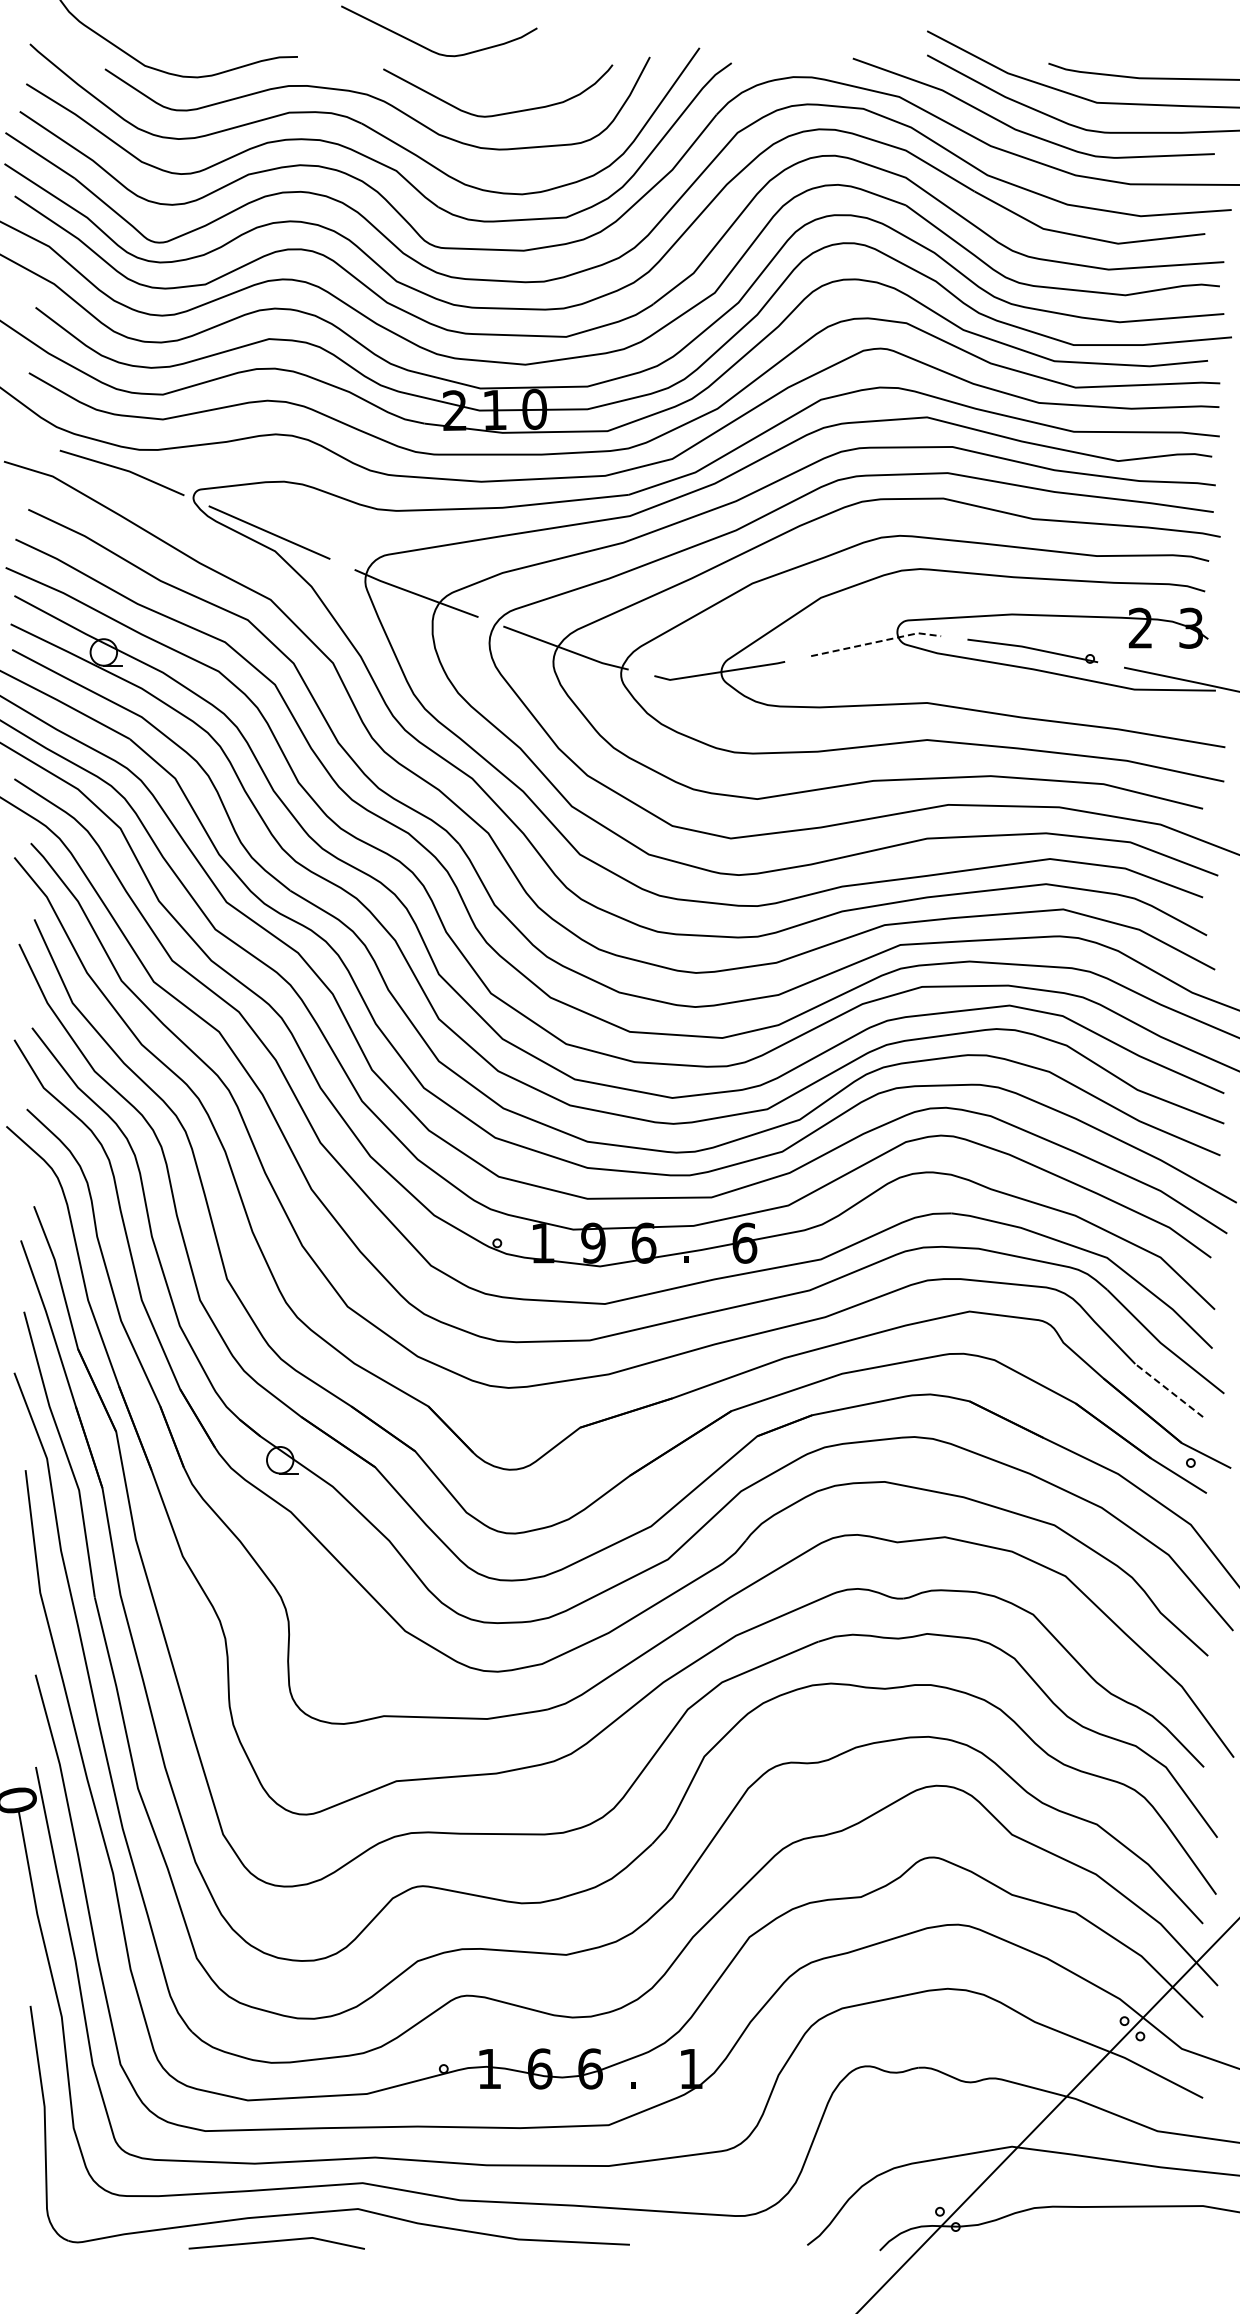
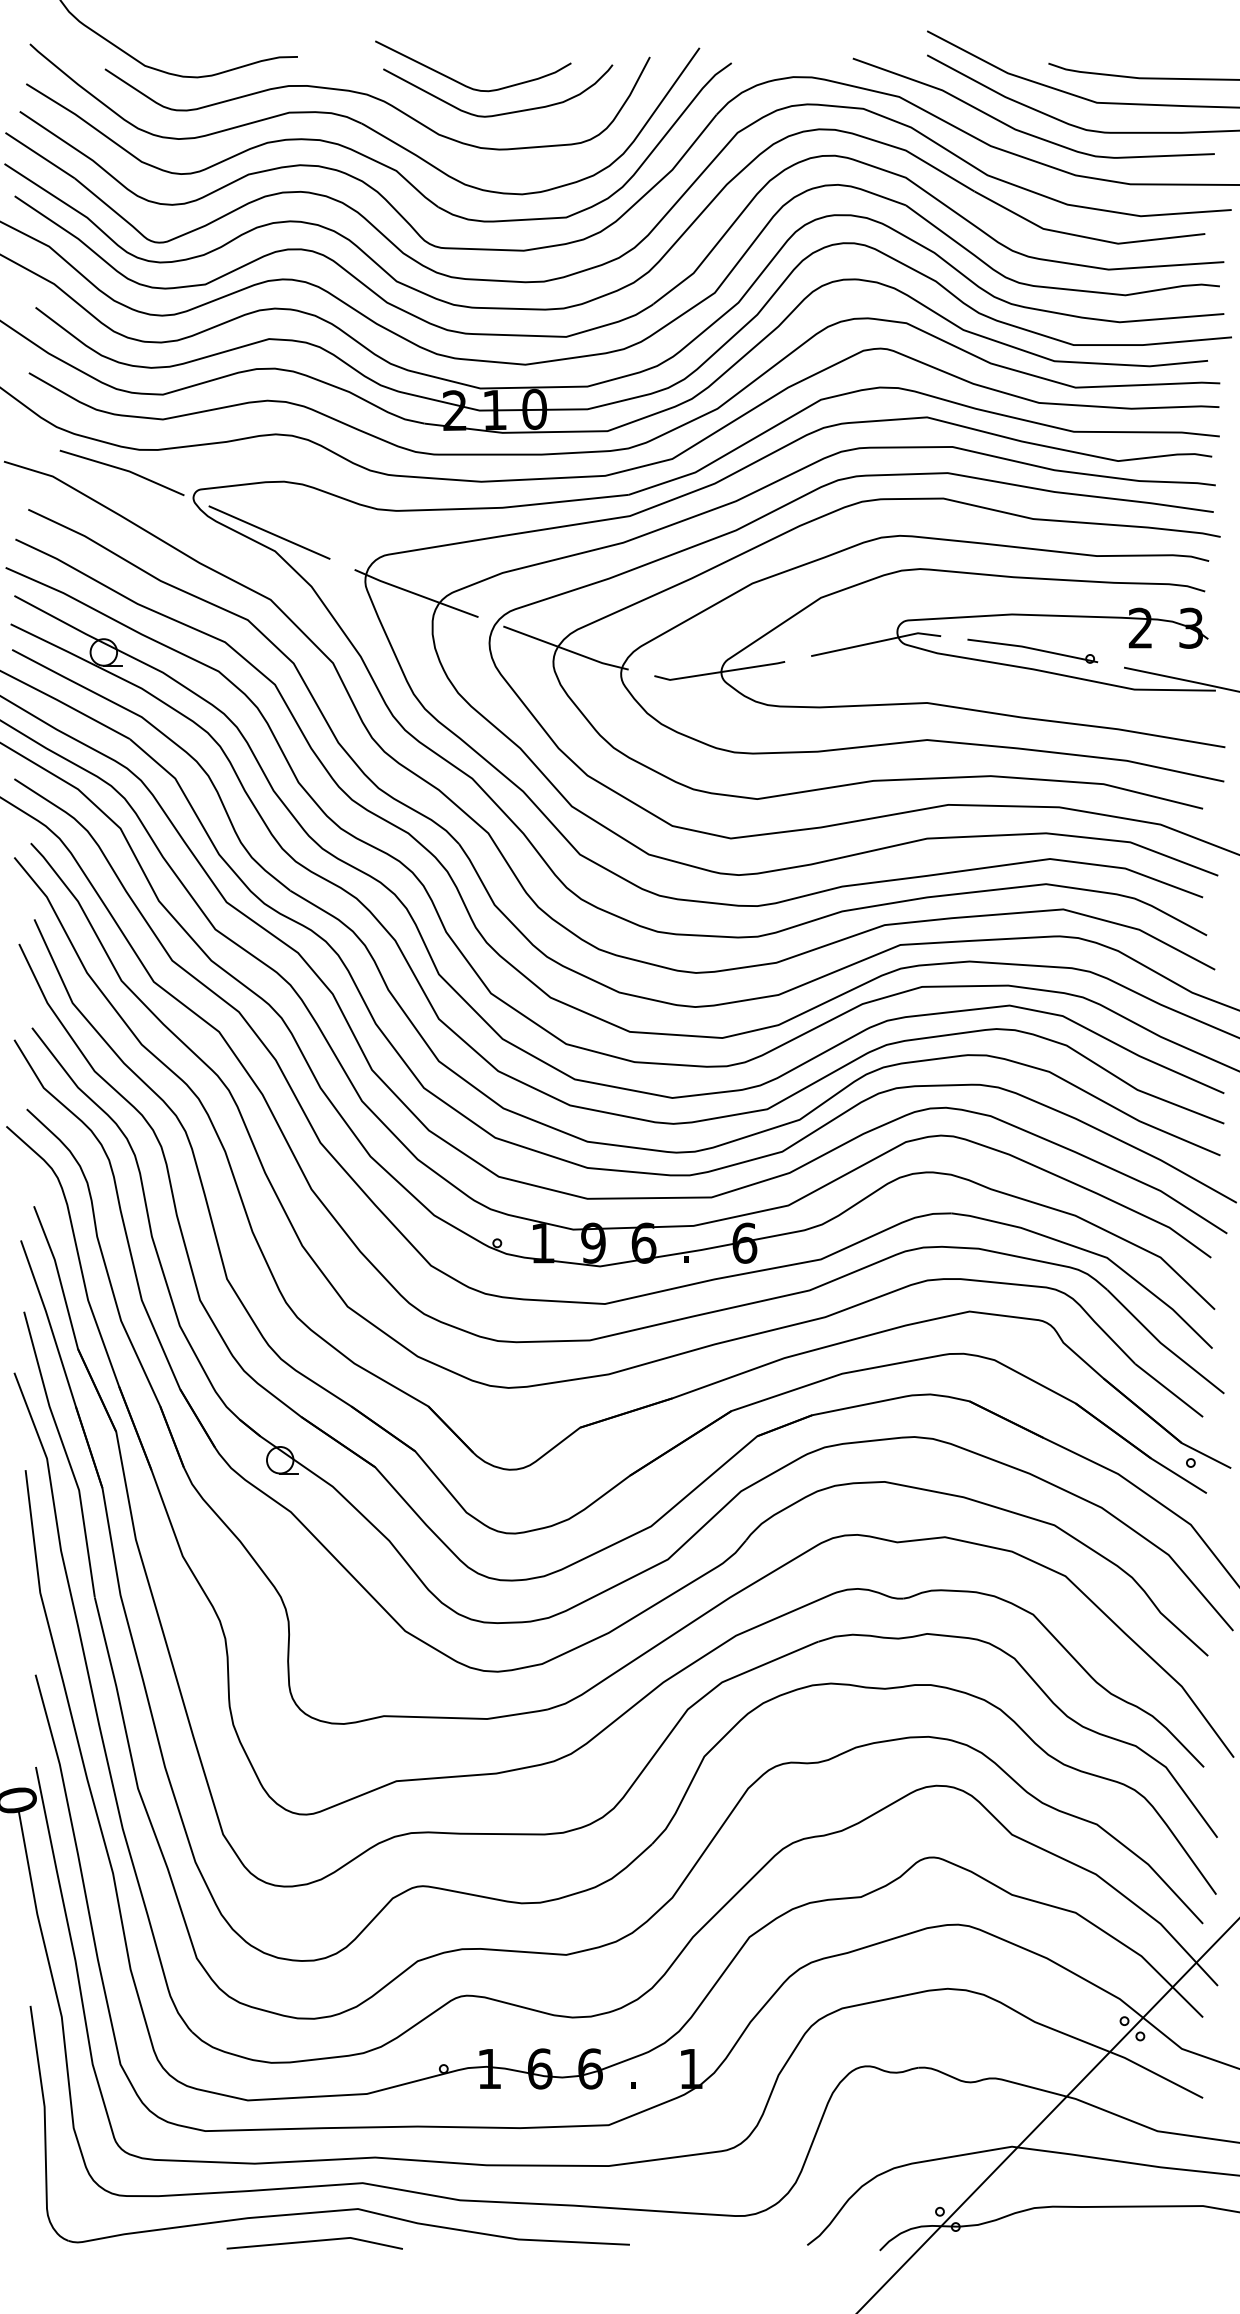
curve position: (433, 50) -> (467, 85) (467, 85)
line: dashed -> solid (877, 642)
line: dashed -> solid (1168, 1390)
line position: (276, 2241) -> (314, 2241) (314, 2241)
